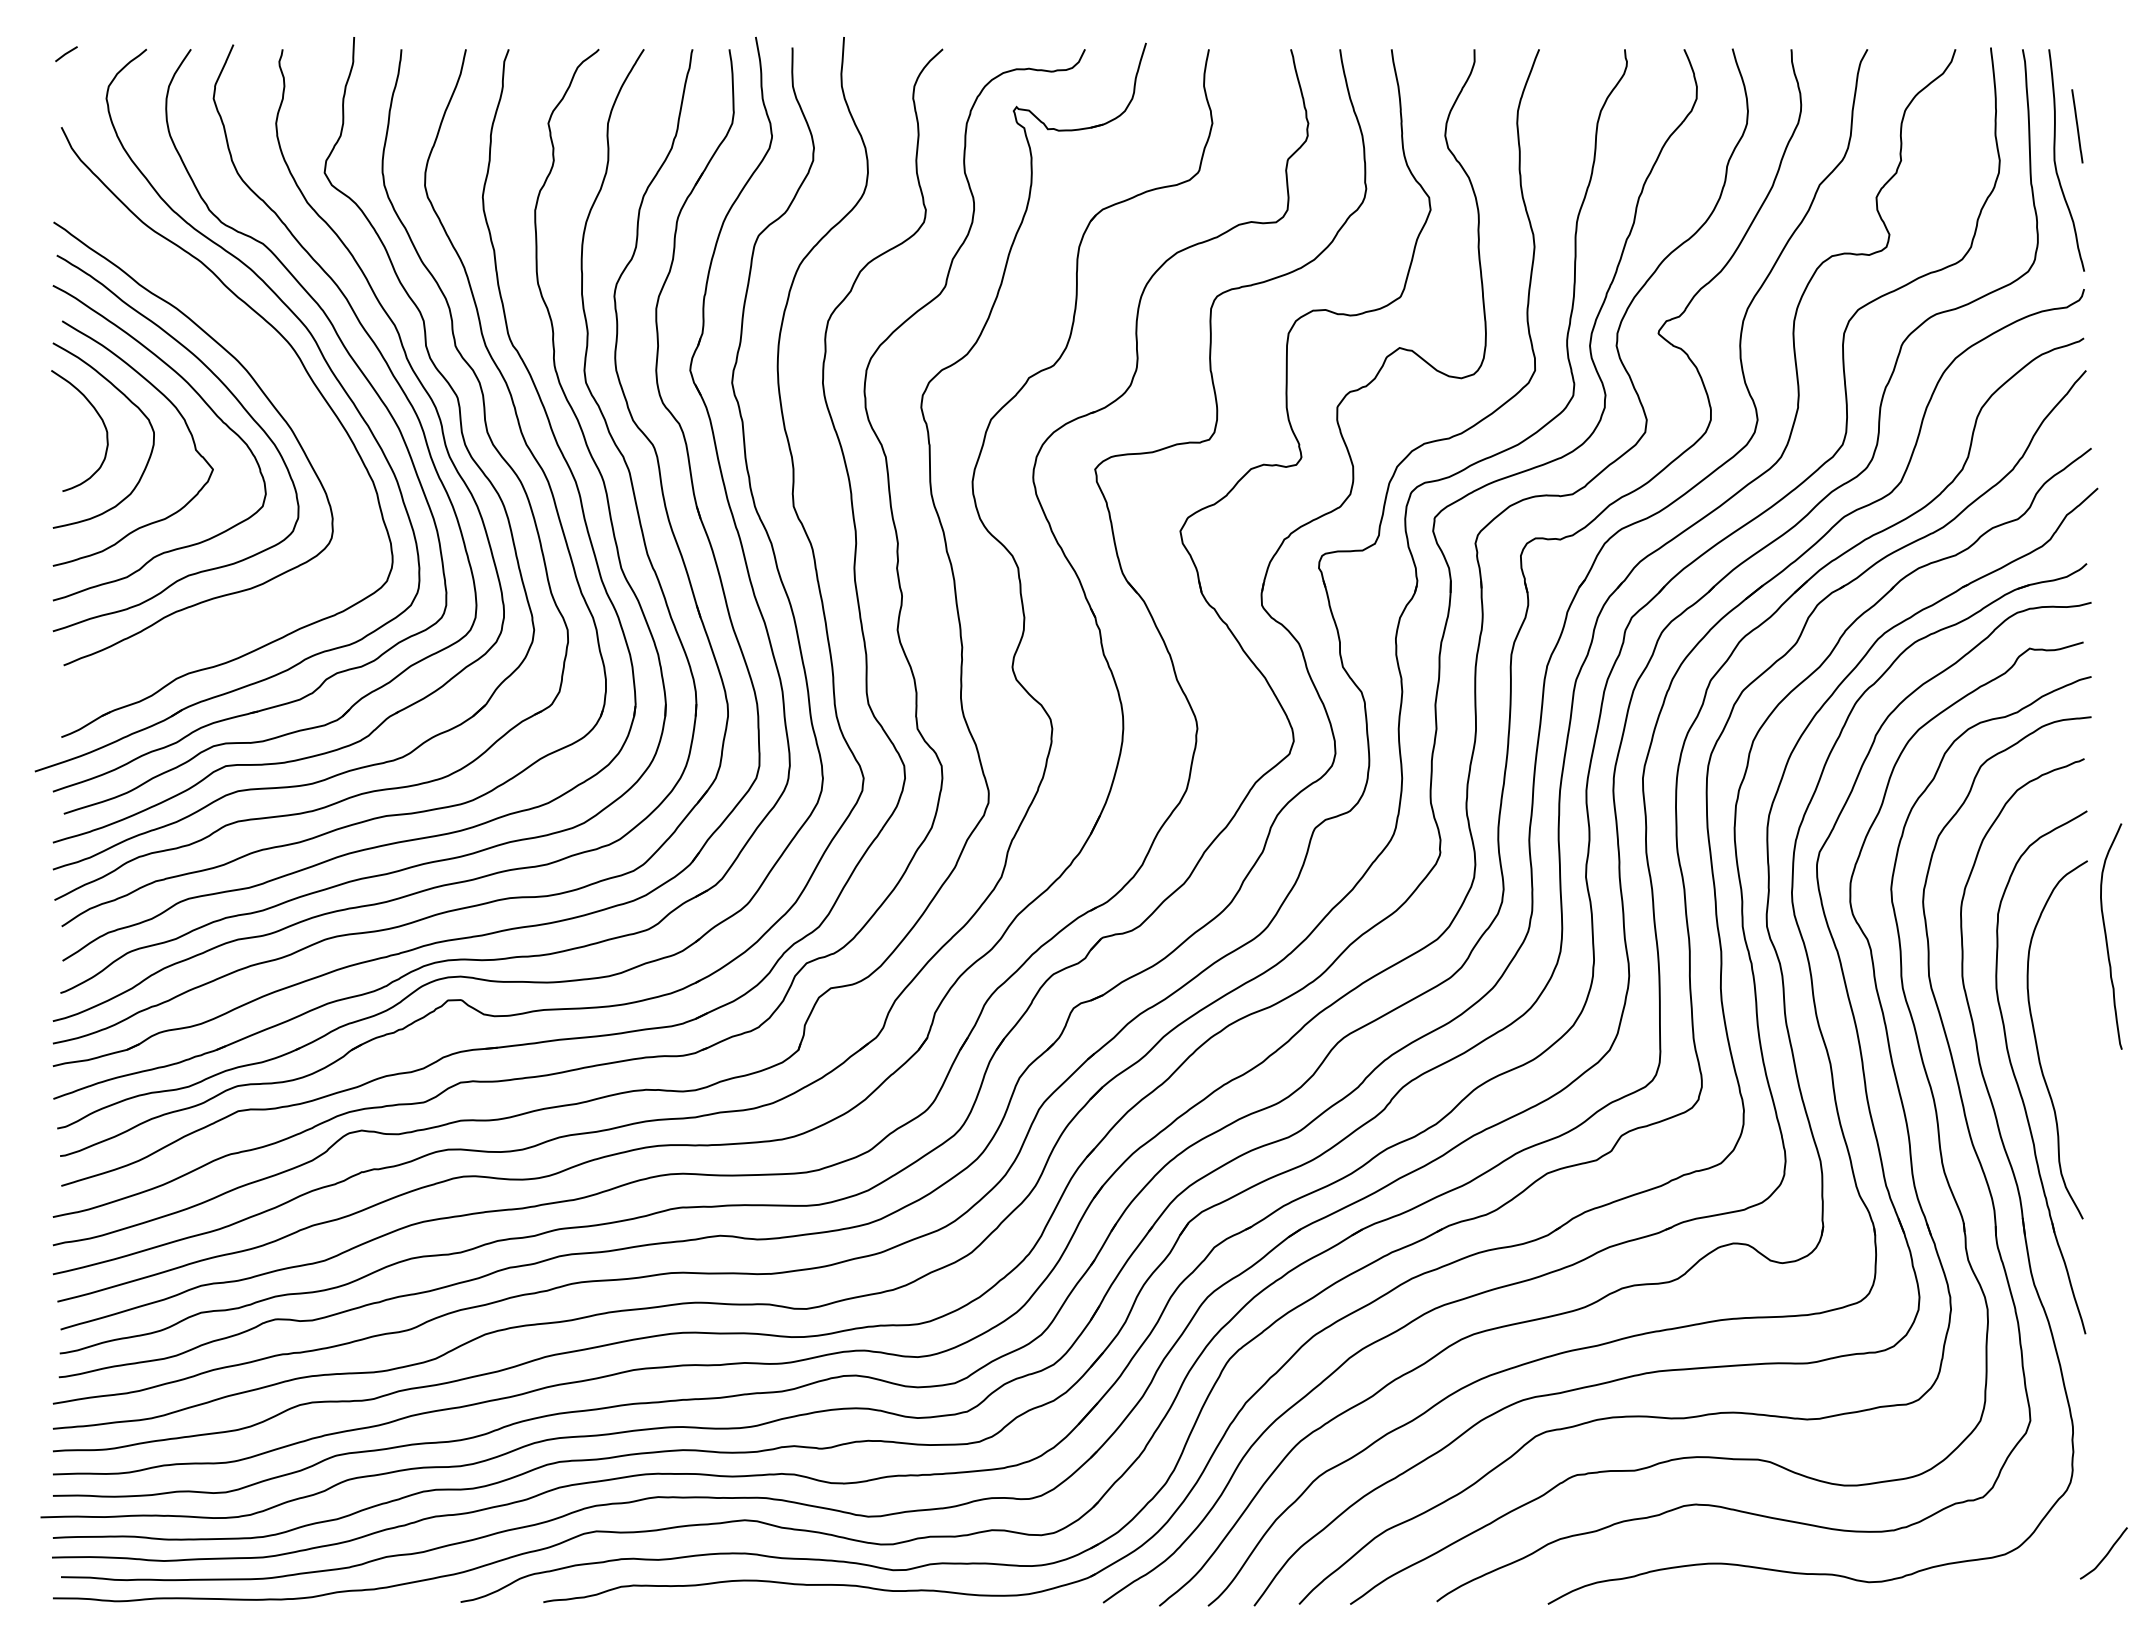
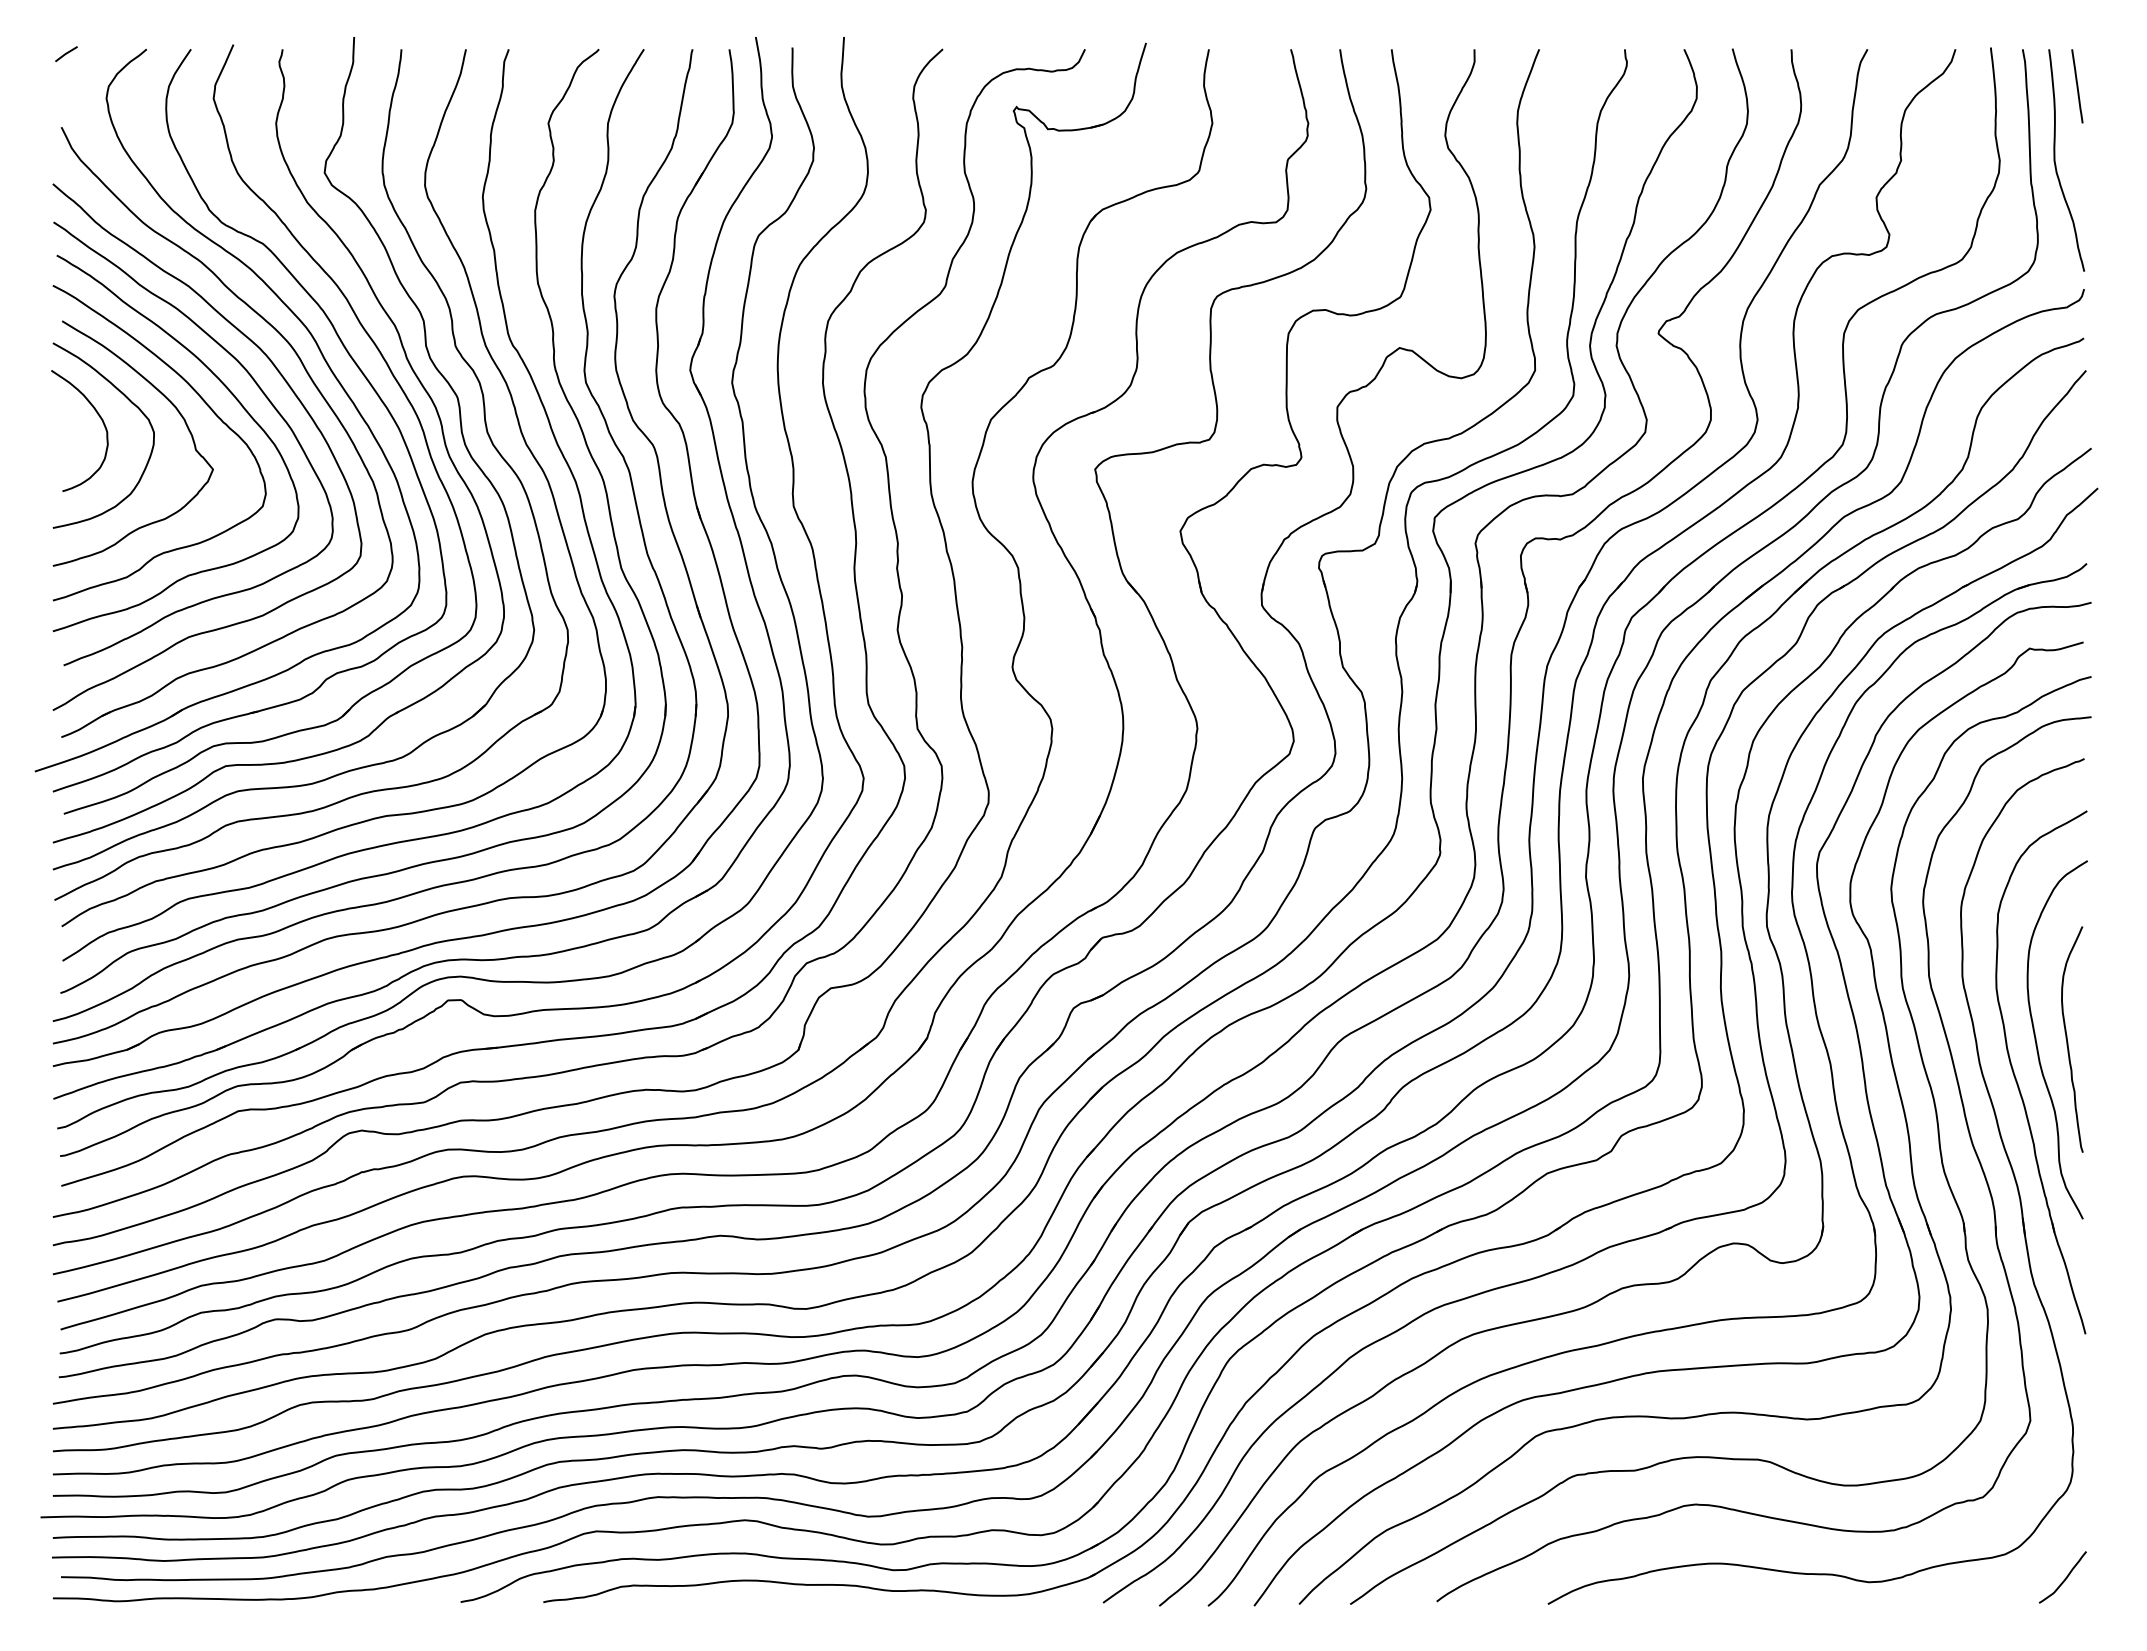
line position: (2077, 126) -> (2077, 86) (2077, 86)
curve: none -> present (287, 385)
curve position: (2107, 938) -> (2068, 1041) (2068, 1041)
curve position: (2105, 1554) -> (2064, 1578) (2064, 1578)
